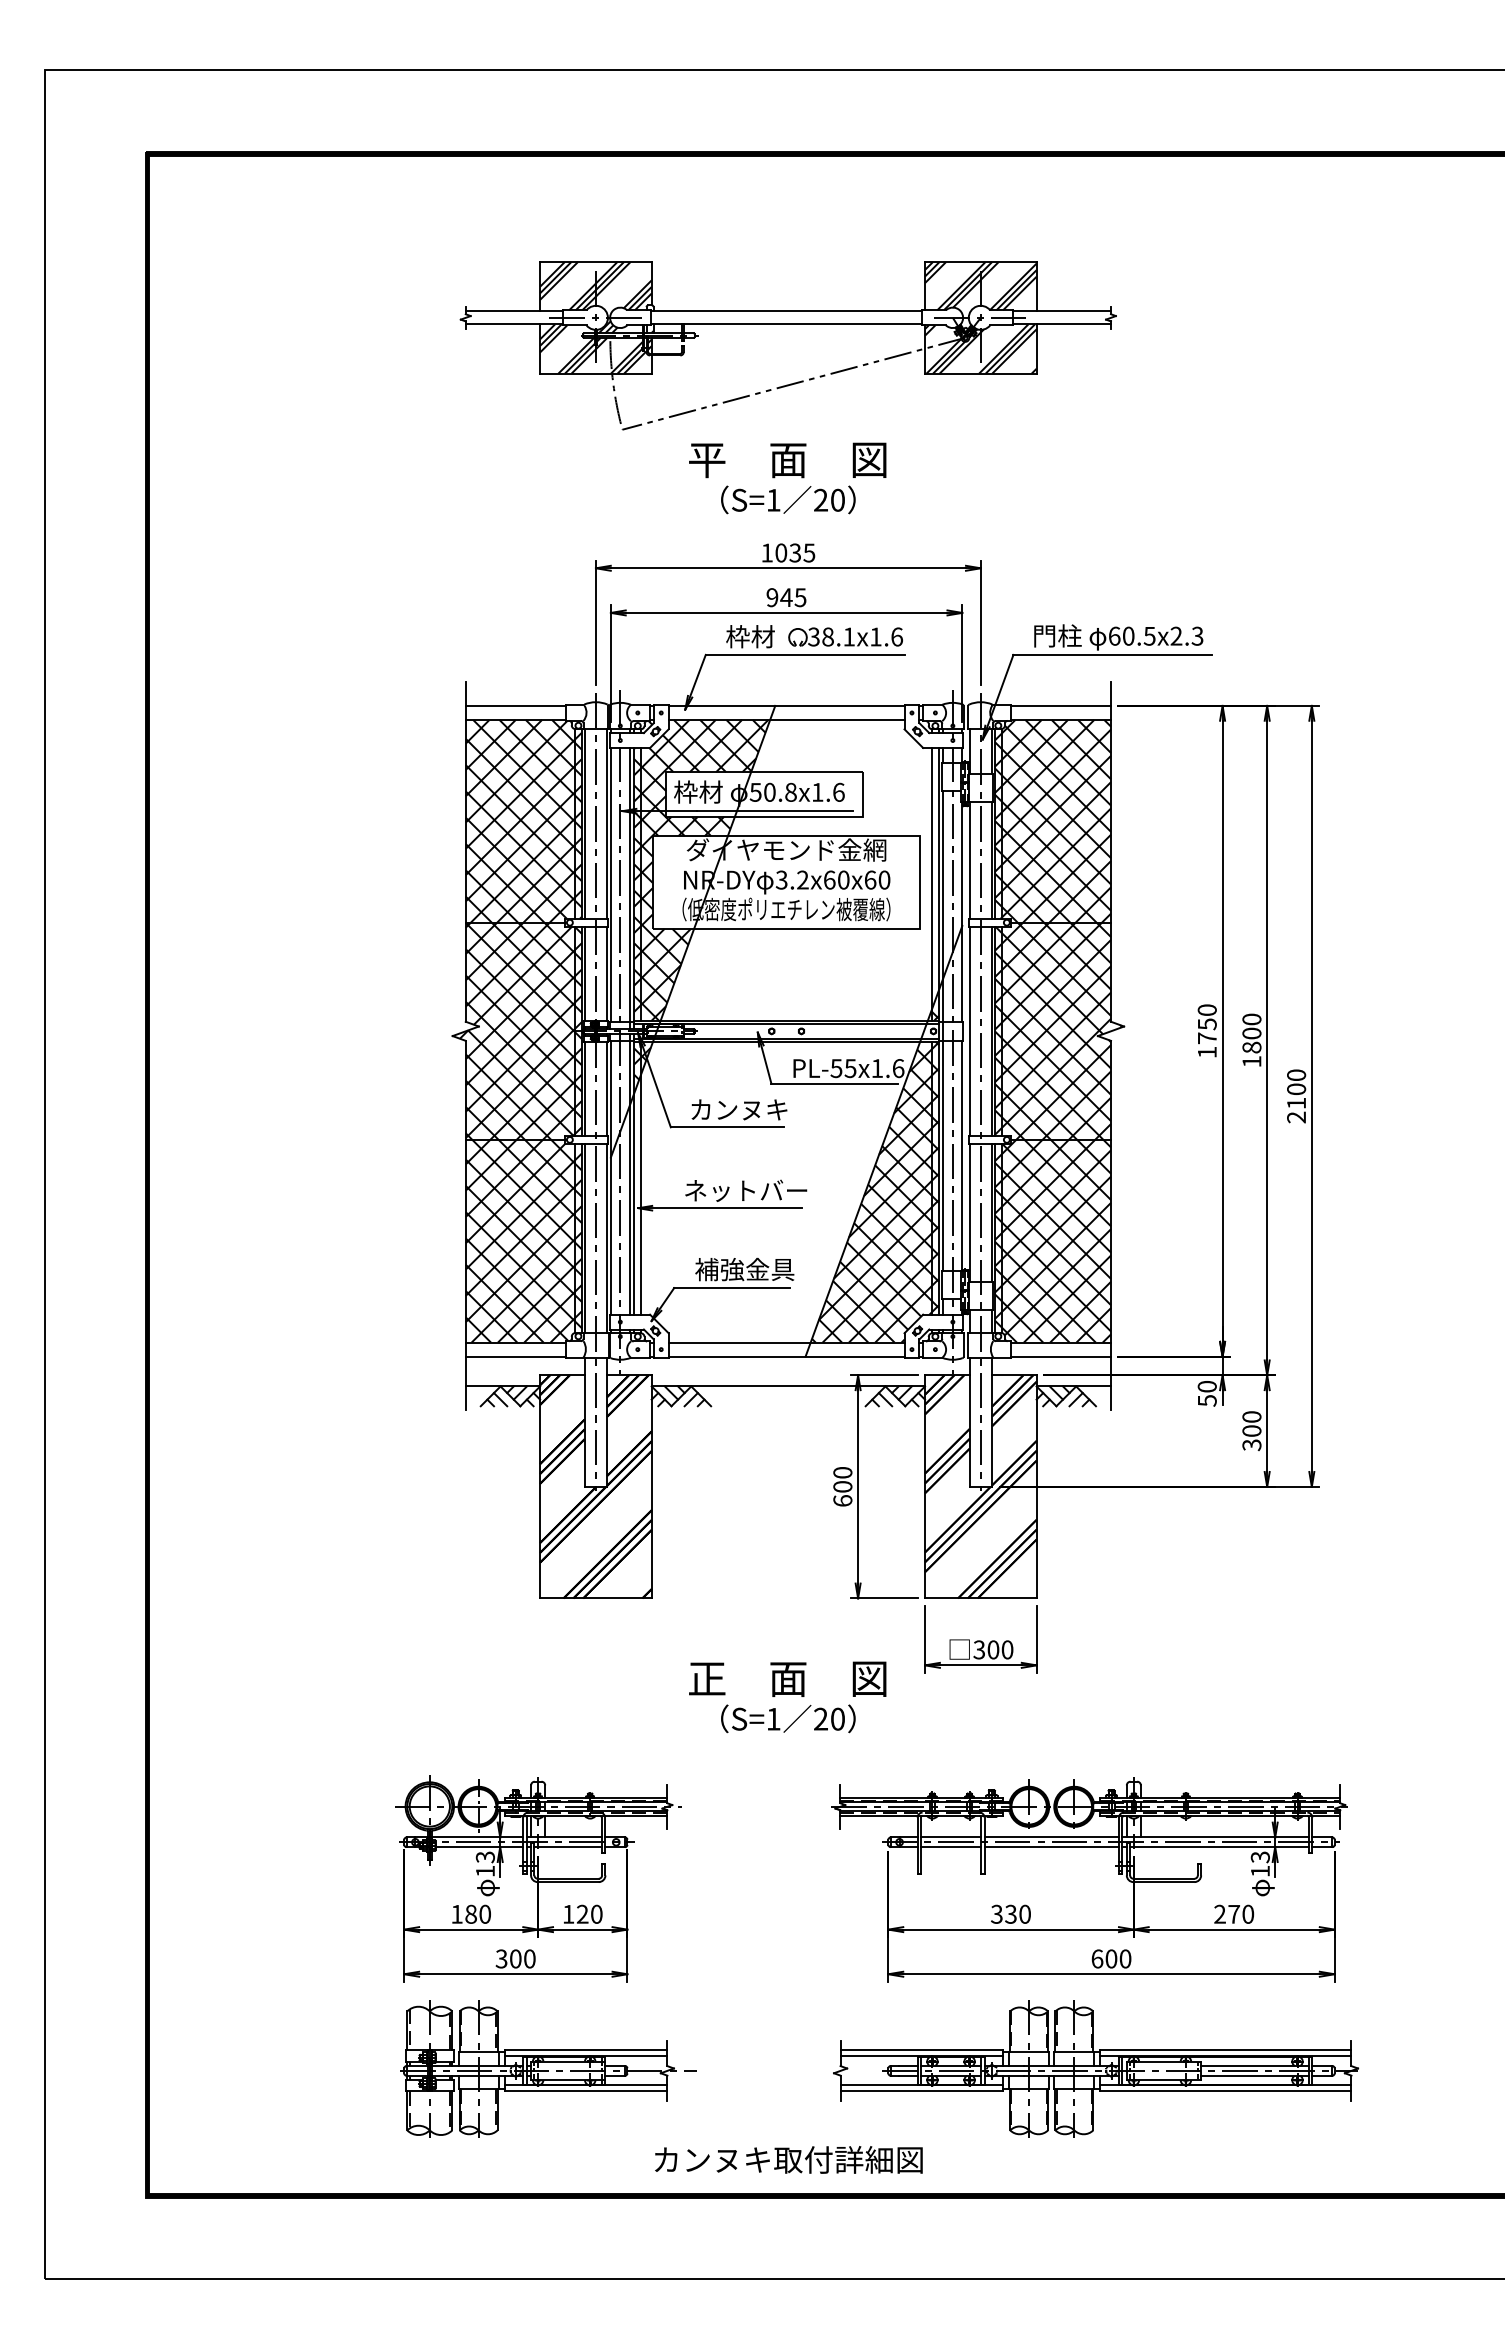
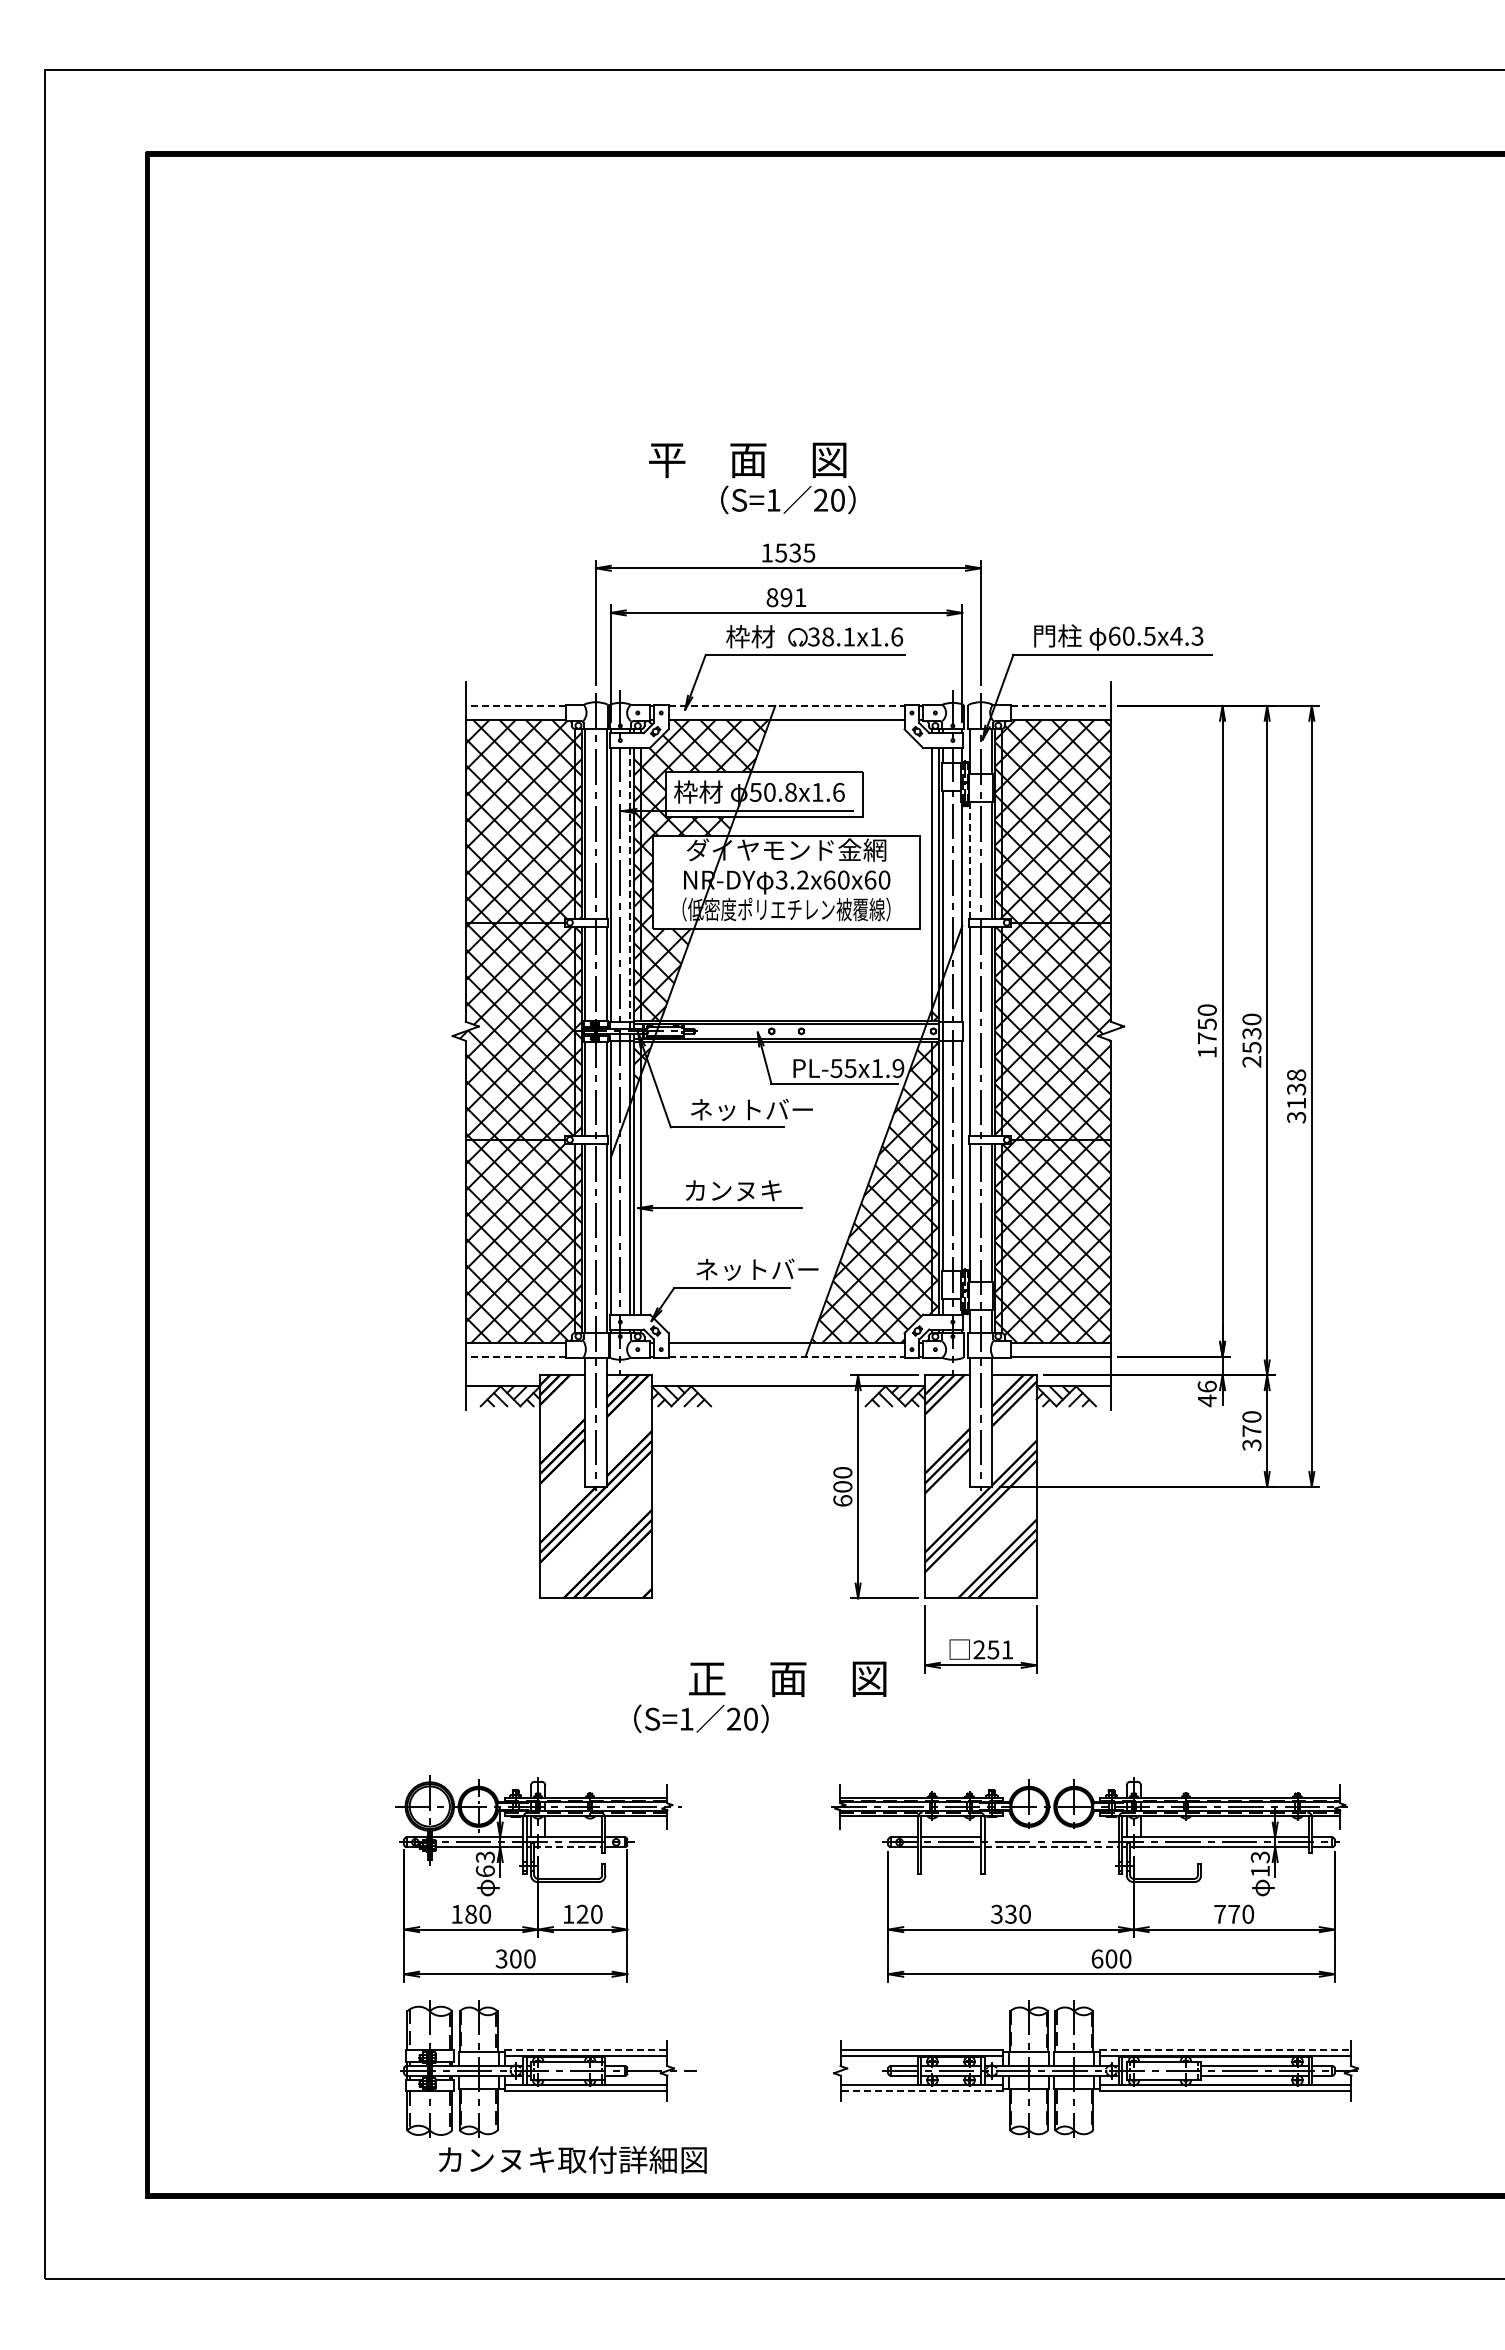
part: present -> none (787, 324)
text position: (787, 460) -> (747, 460) (747, 460)
text: 1035 -> 1535 (781, 552)
text: 945 -> 891 (786, 597)
text: 60.5x2.3 -> 60.5x4.3 (1176, 635)
line: solid -> dashed (515, 705)
line: solid -> dashed (786, 705)
line: solid -> dashed (1061, 705)
line: solid -> dashed (969, 860)
line: solid -> dashed (629, 885)
text: 1800 -> 2530 (1251, 1047)
text: PL-55x1.6 -> PL-55x1.9 (898, 1068)
text: 2100 -> 3138 (1296, 1096)
text: カンヌキ -> ネットバー (751, 1109)
text: ネットバー -> カンヌキ (746, 1190)
text: 補強金具 -> ネットバー (756, 1269)
line: solid -> dashed (515, 1356)
line: solid -> dashed (786, 1356)
text: 50 -> 46 (1206, 1393)
text: 300 -> 370 (1251, 1430)
text: 300 -> 251 (993, 1649)
text position: (788, 1718) -> (701, 1718) (701, 1718)
line: present -> none (1051, 1837)
line: solid -> dashed (568, 1847)
line: solid -> dashed (1052, 1847)
text: 13 -> 63 (484, 1870)
text: 270 -> 770 (1219, 1913)
line: solid -> dashed (586, 2050)
line: solid -> dashed (1225, 2050)
line: solid -> dashed (921, 2091)
text position: (788, 2159) -> (572, 2159) (572, 2159)
